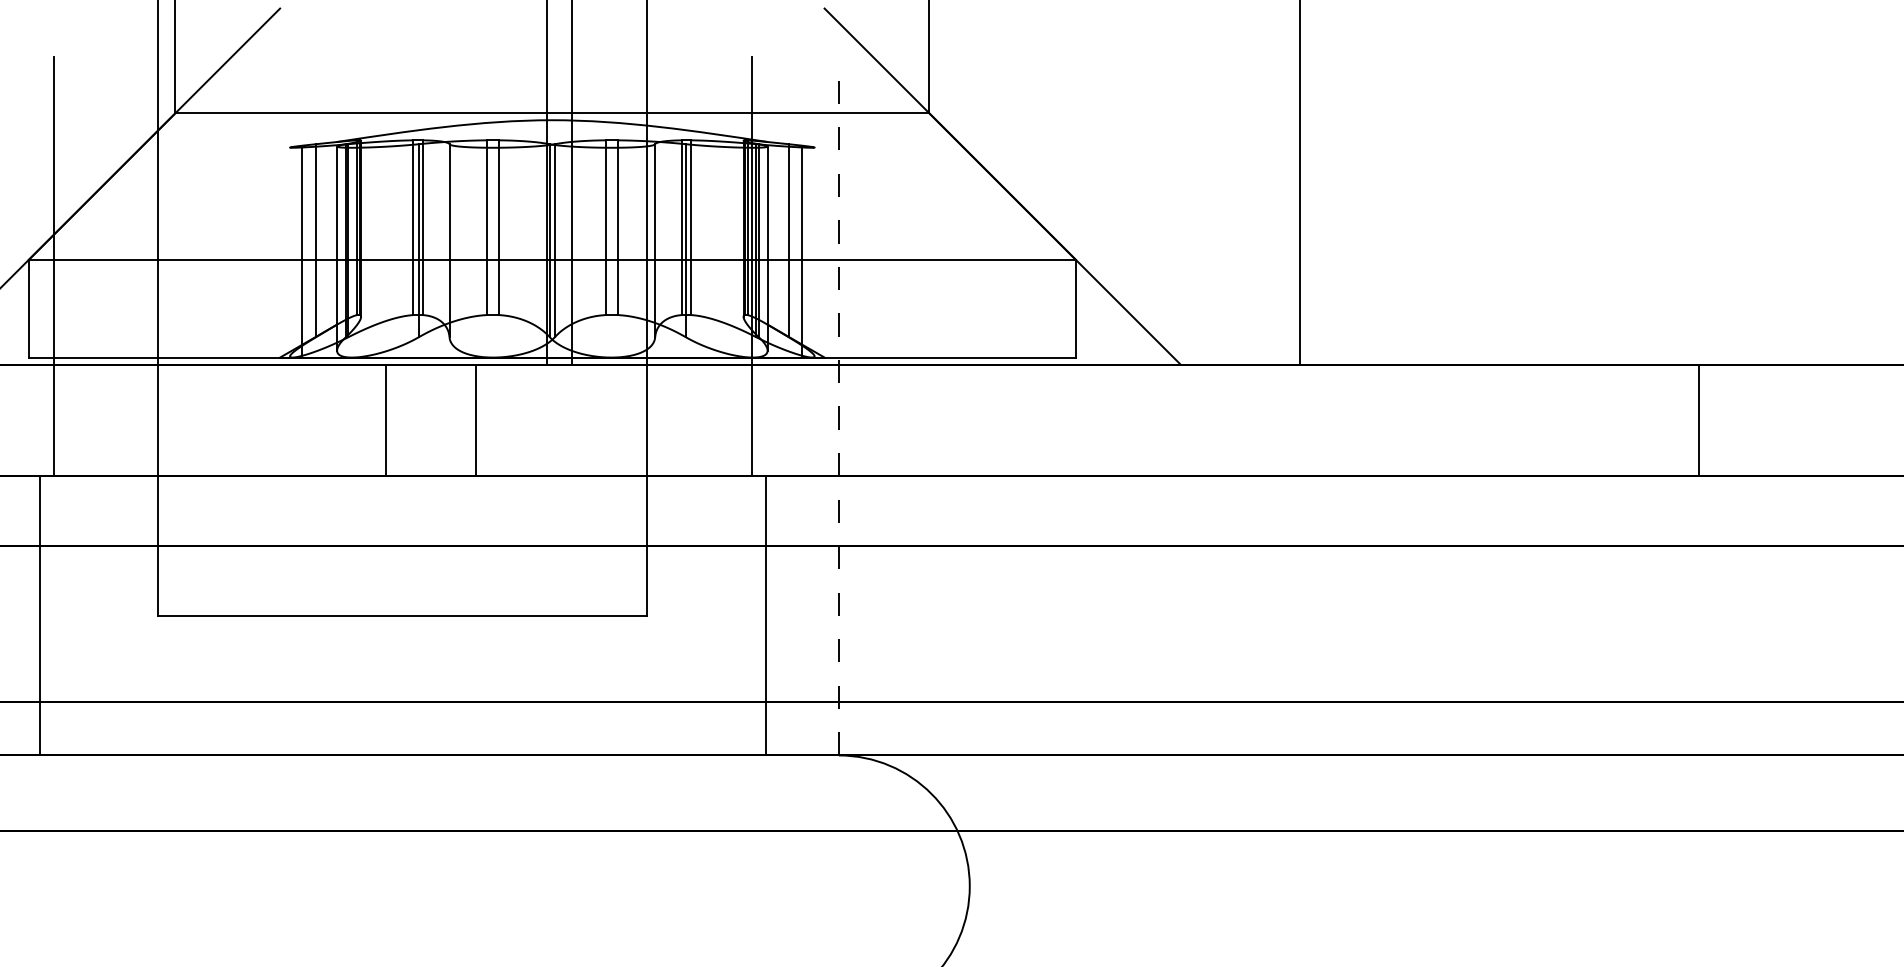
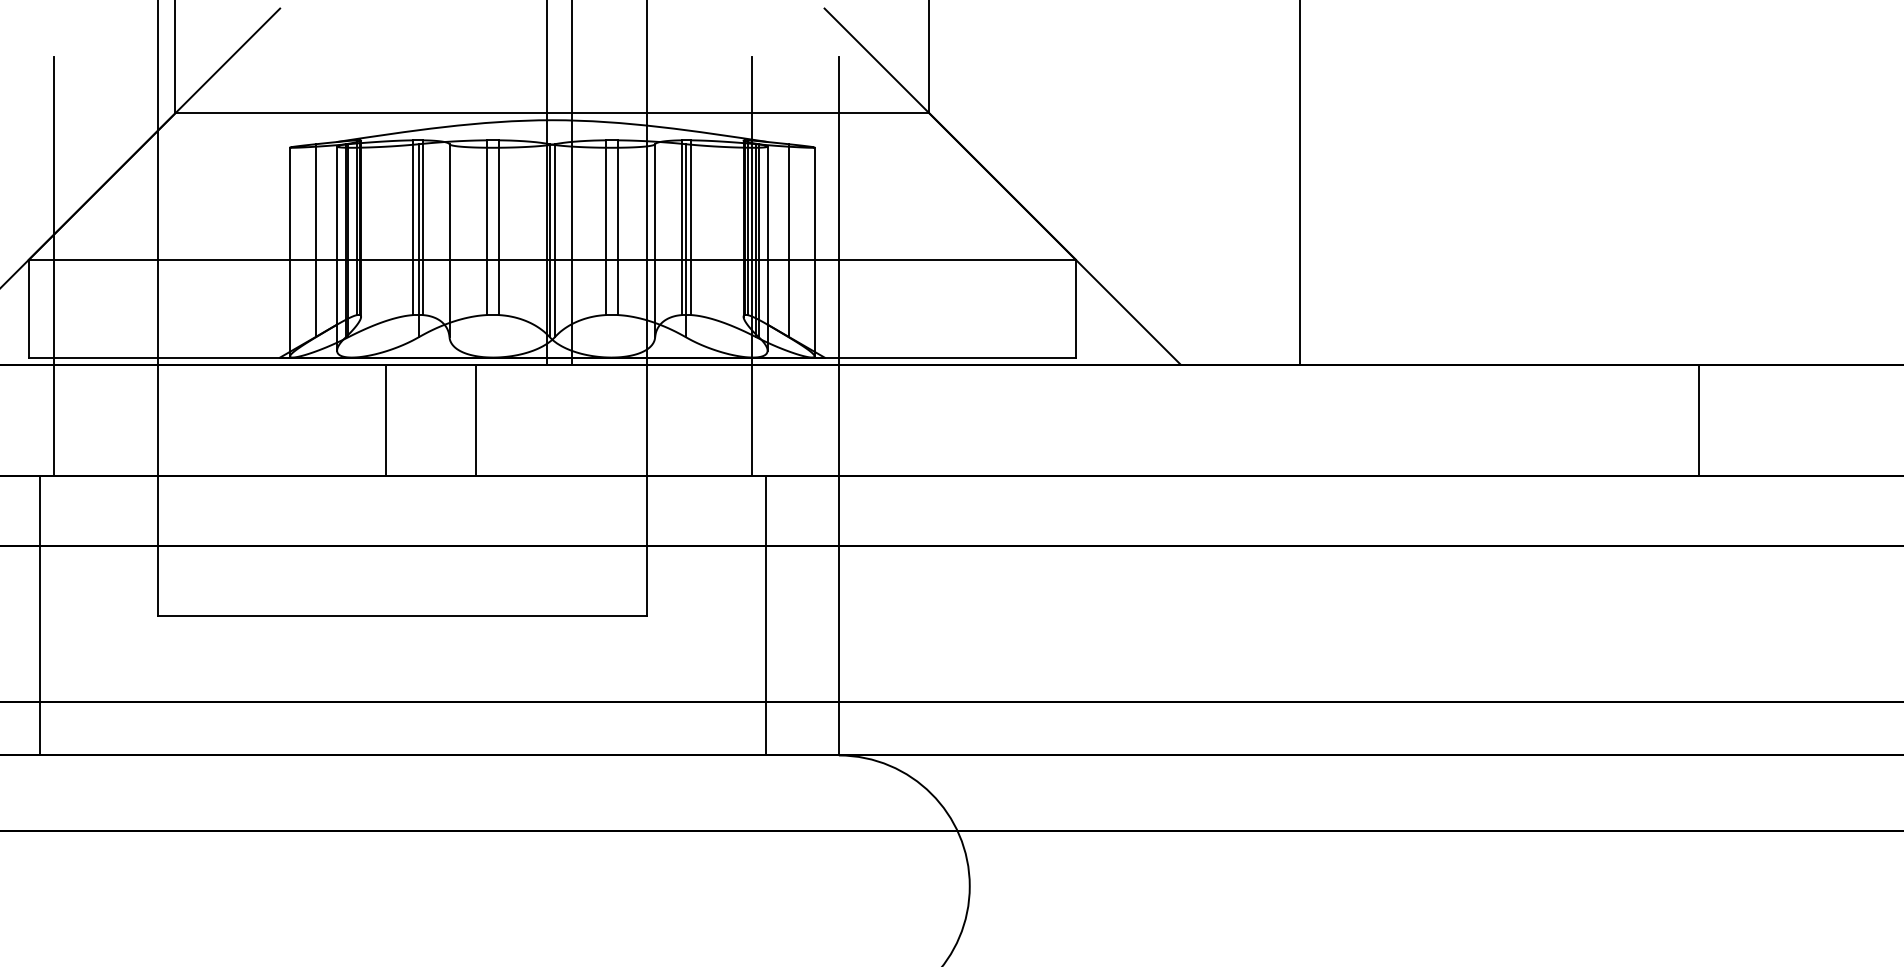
line position: (302, 252) -> (290, 252) (290, 252)
line position: (801, 252) -> (814, 252) (814, 252)
line: dashed -> solid (838, 405)
